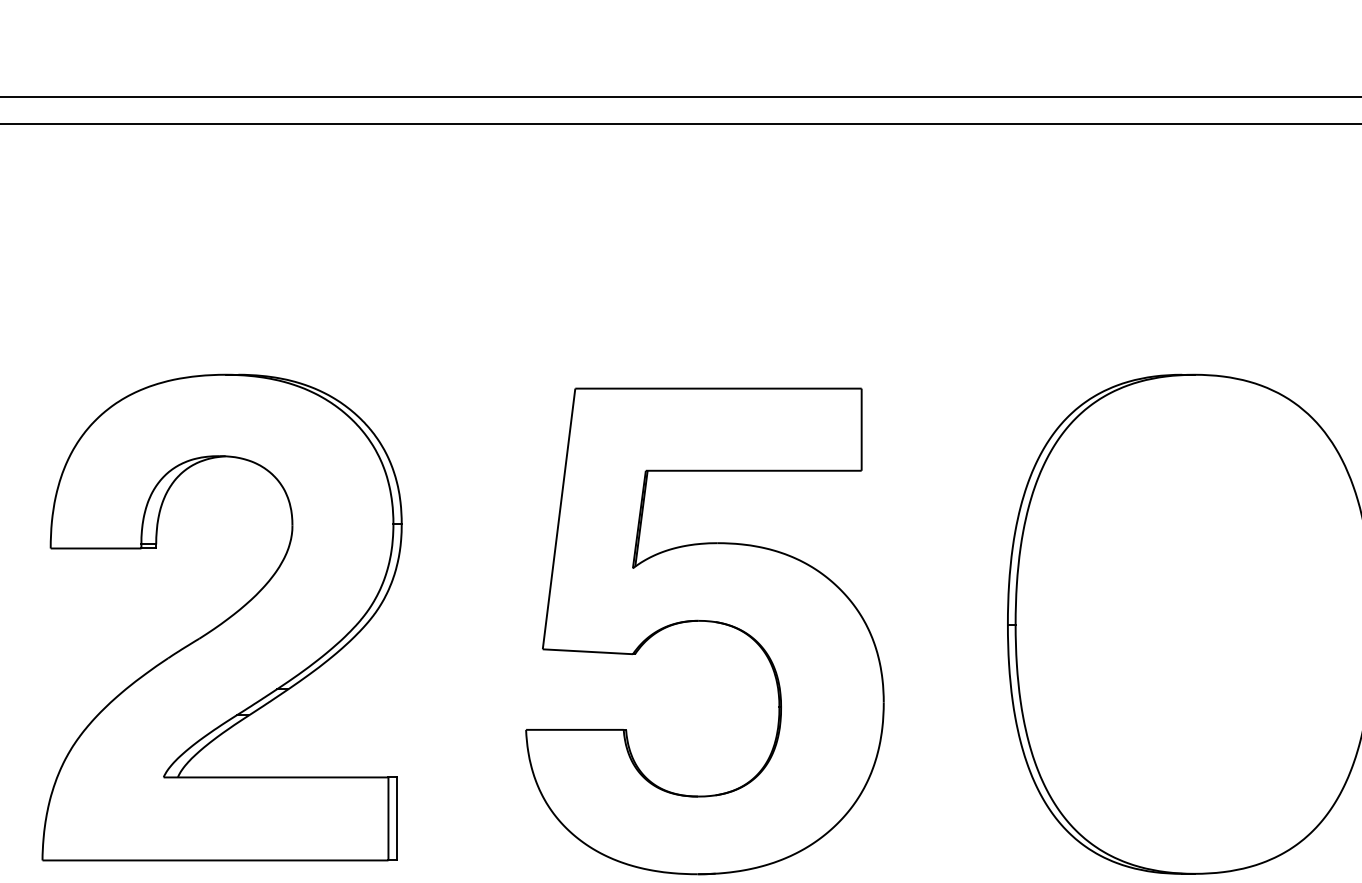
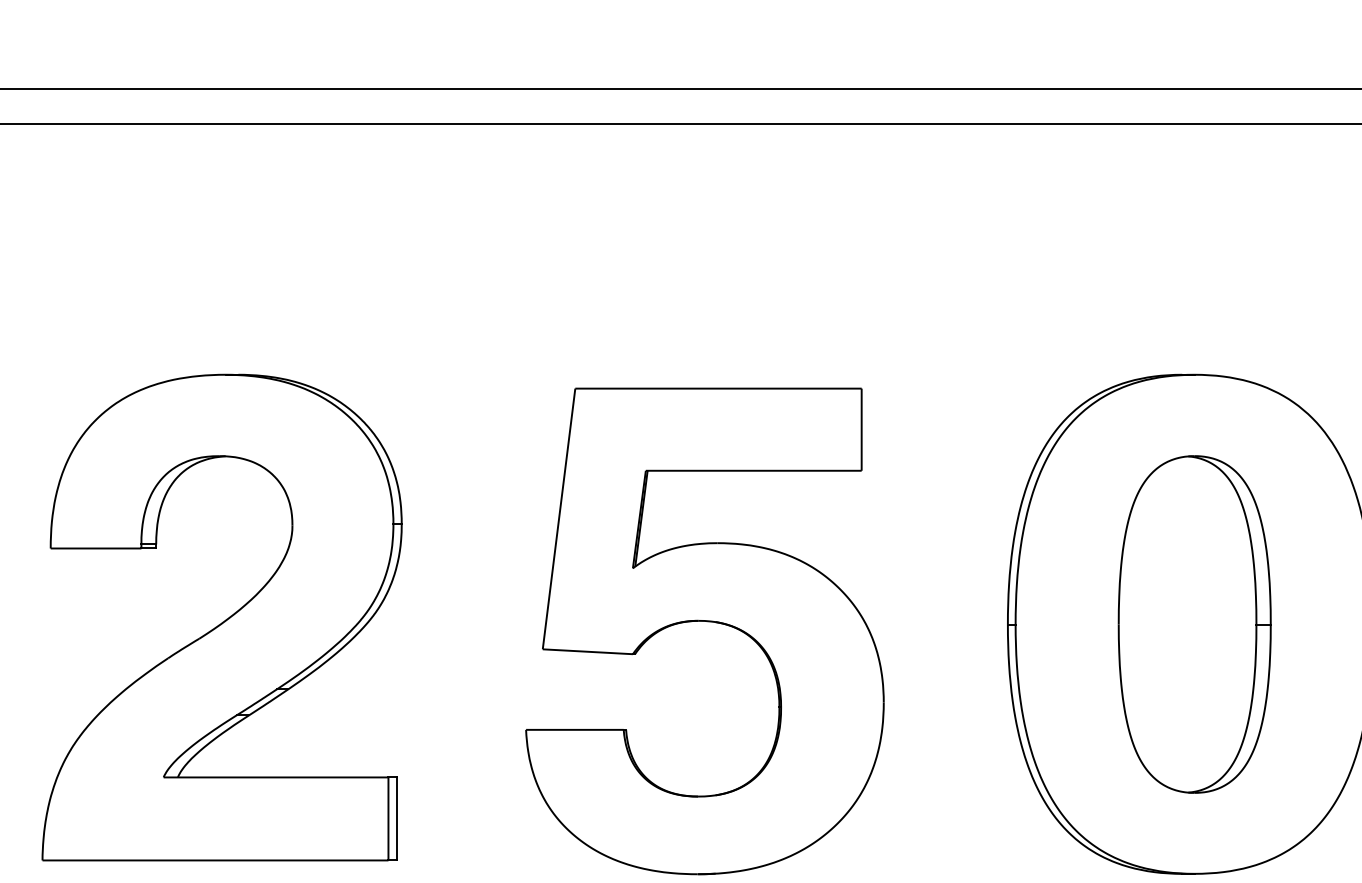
line position: (680, 96) -> (680, 88) (680, 88)
part: none -> present (1194, 624)
